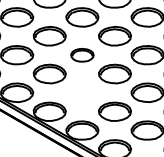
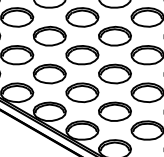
part size: 25x15 px -> 35x21 px (82, 55)
part: none -> present (82, 92)
